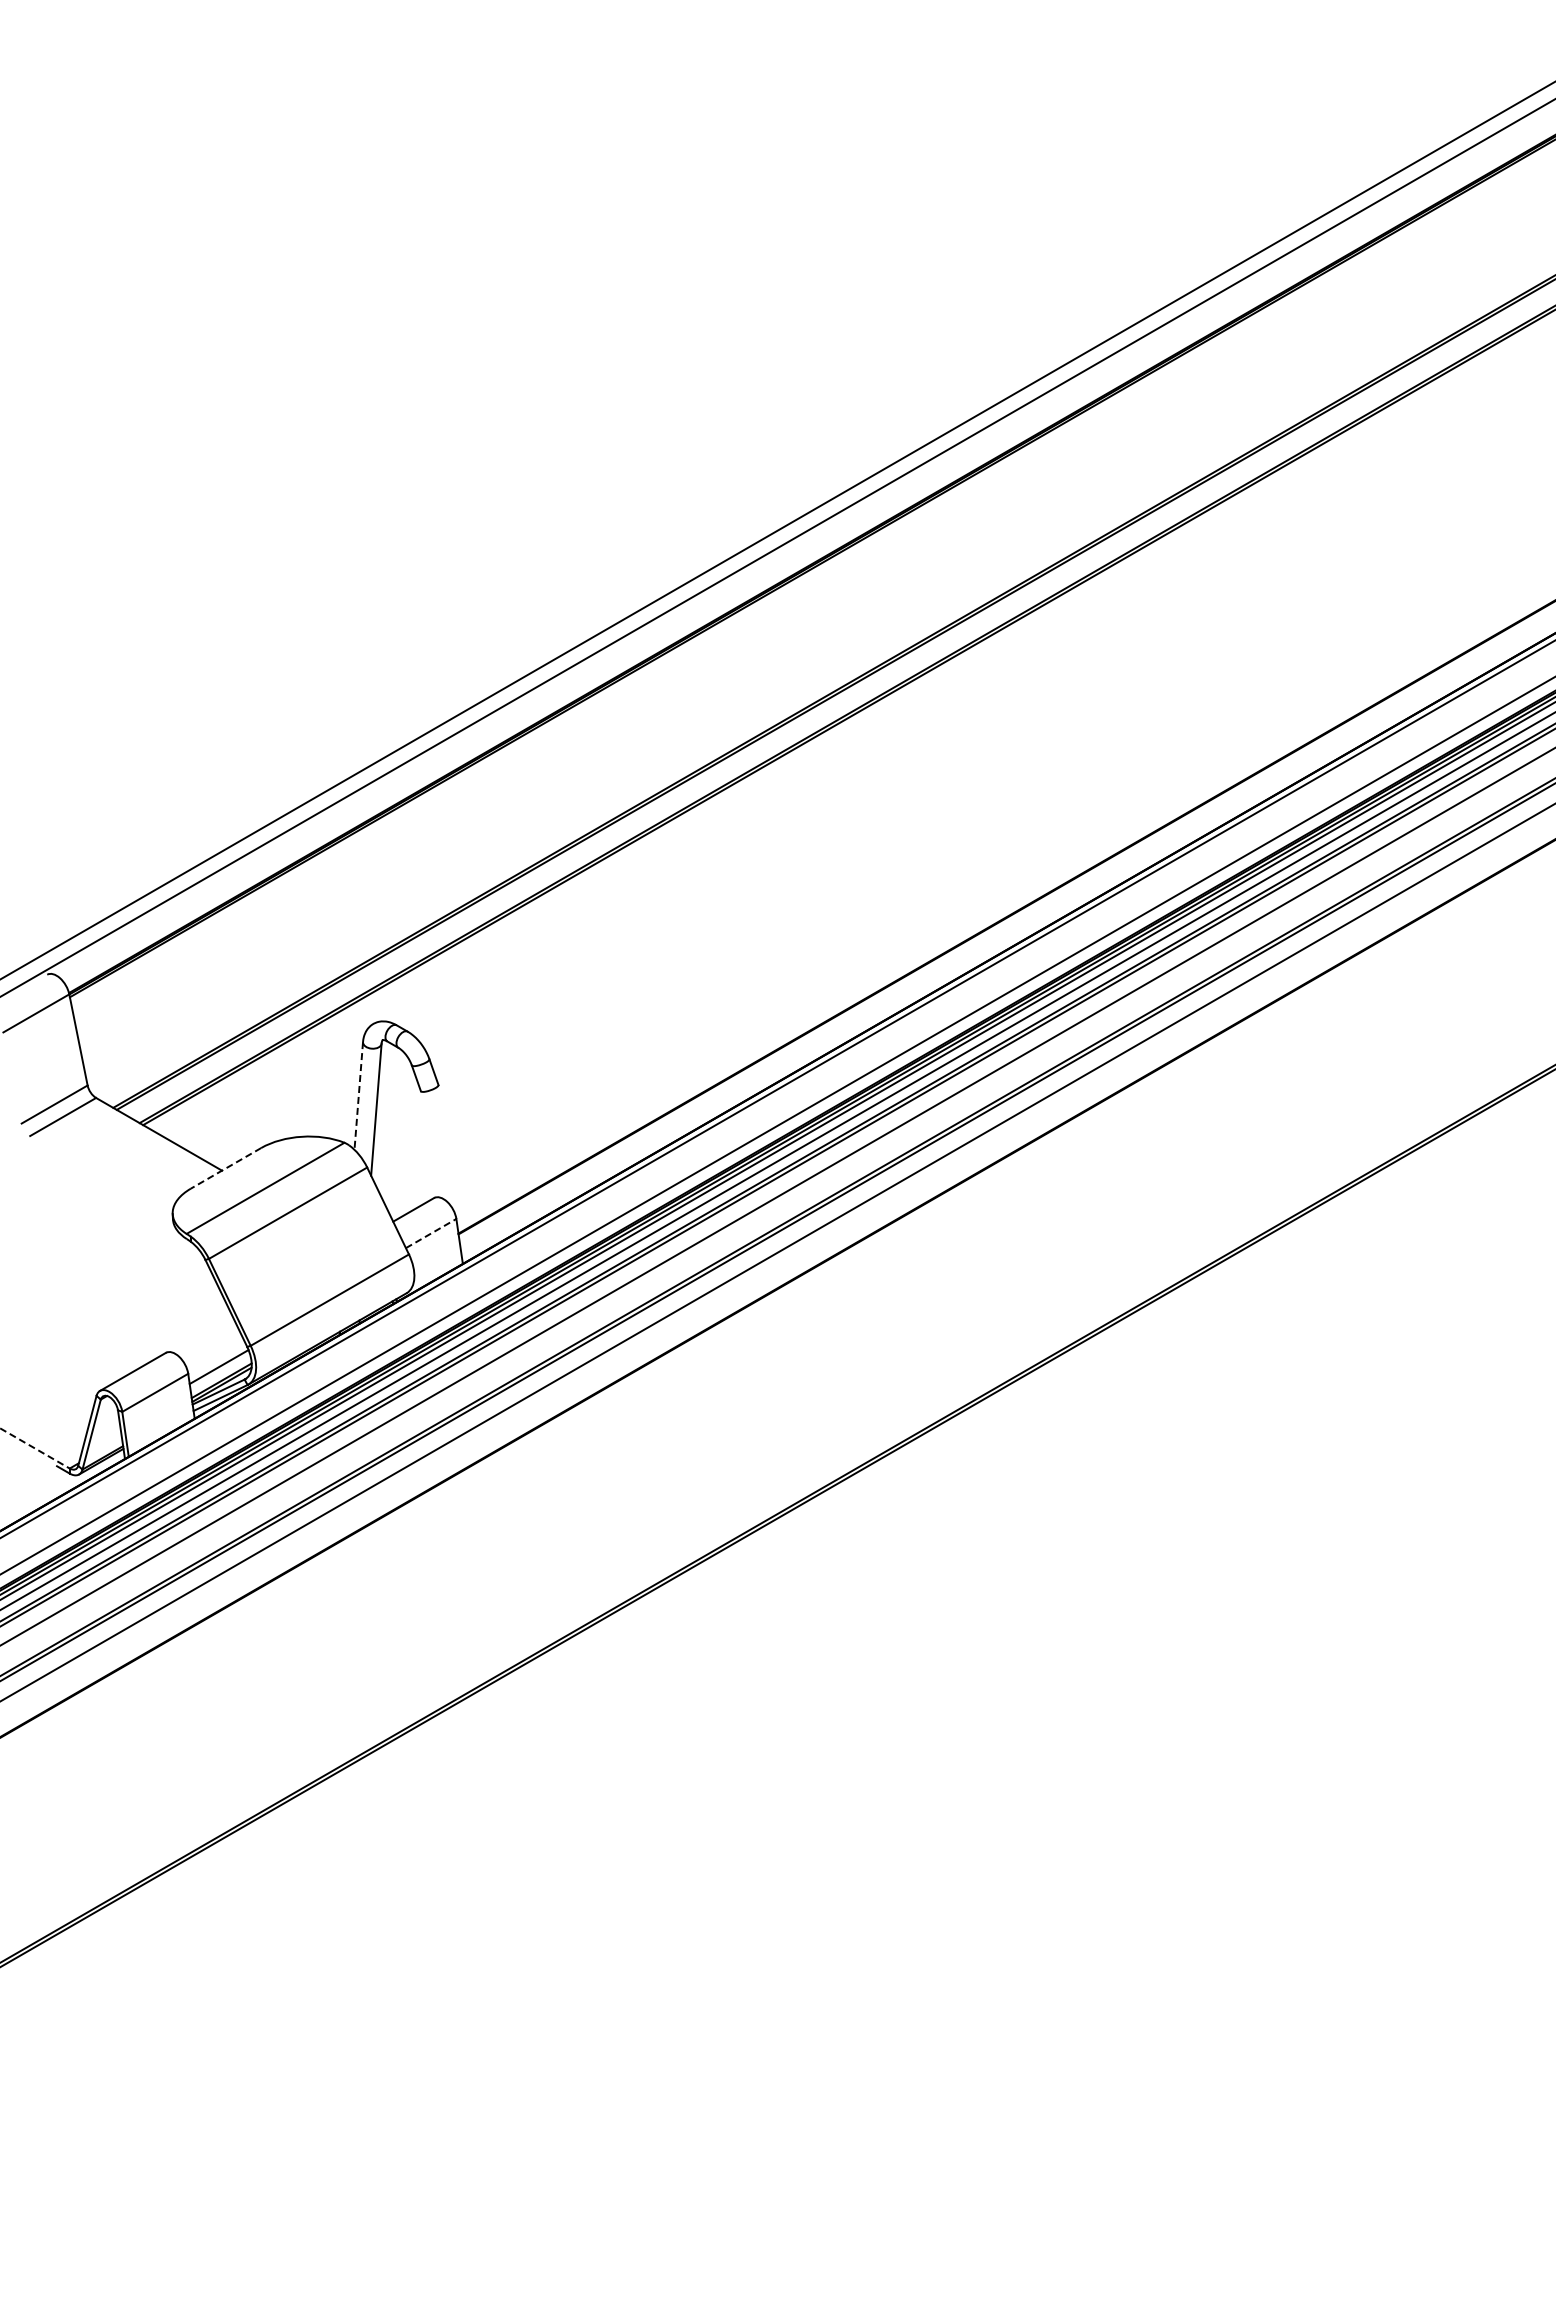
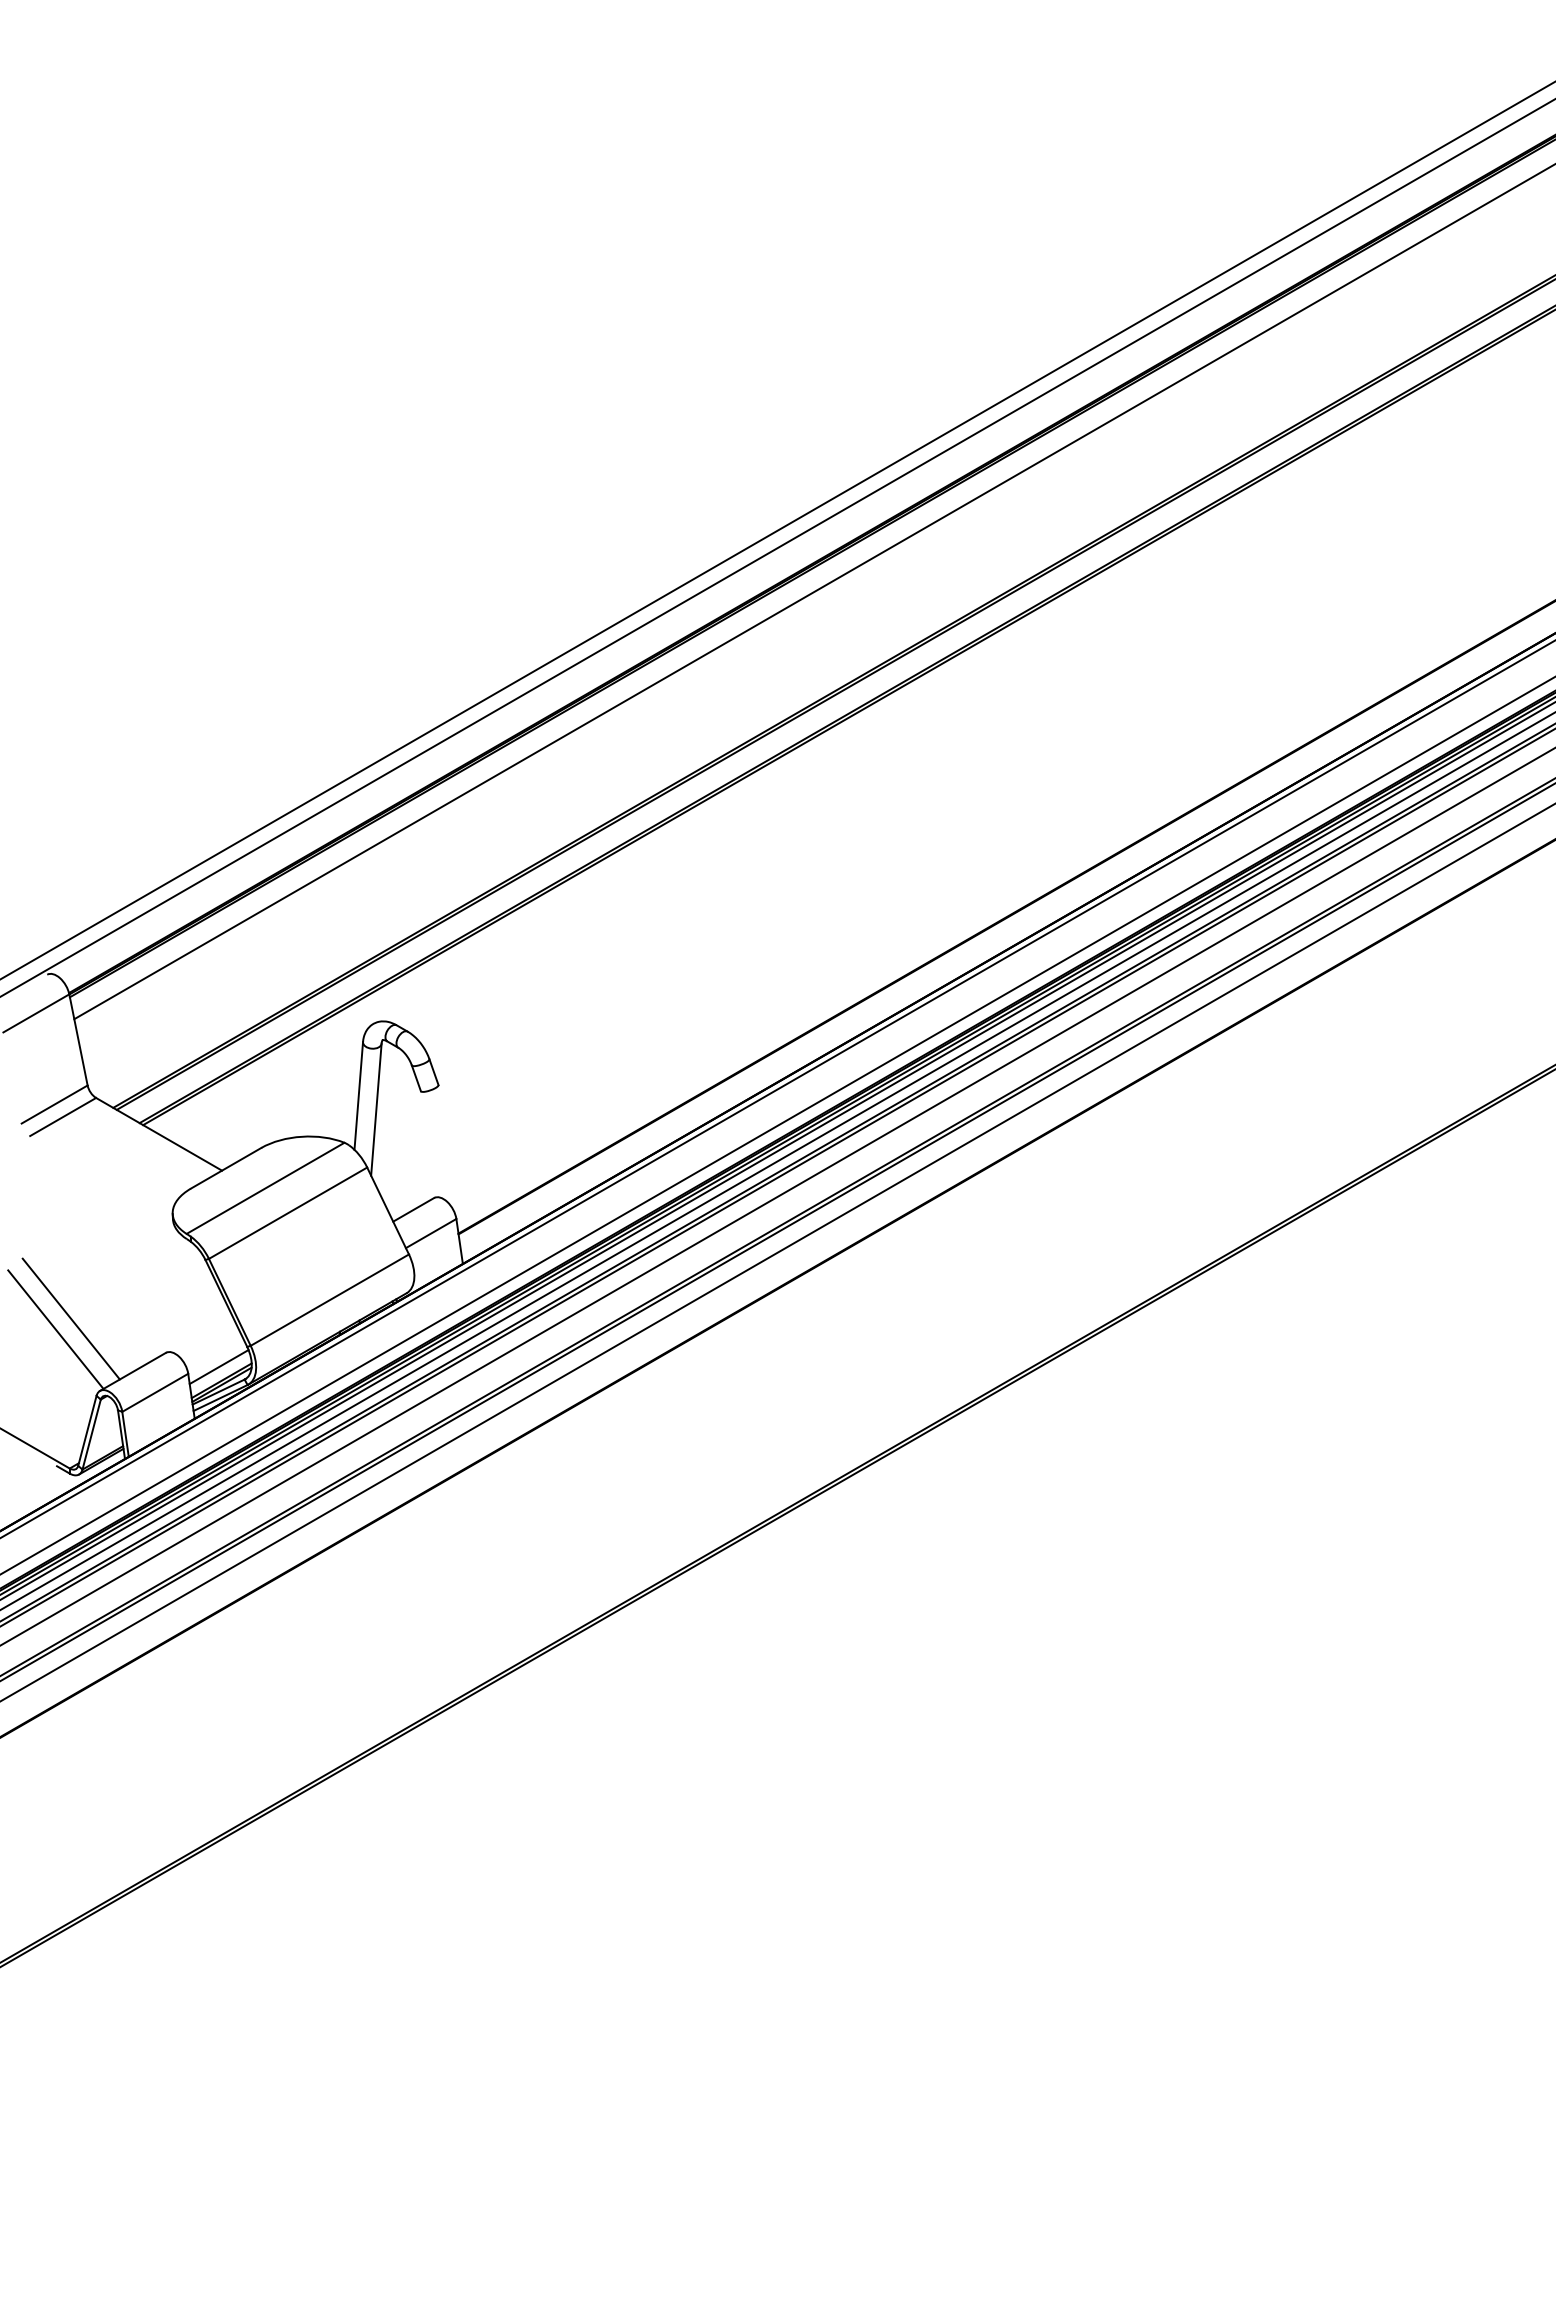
line: none -> present (813, 592)
line: dashed -> solid (358, 1095)
line: dashed -> solid (226, 1168)
line: dashed -> solid (431, 1233)
line: none -> present (70, 1318)
line: none -> present (55, 1329)
line: dashed -> solid (35, 1448)
